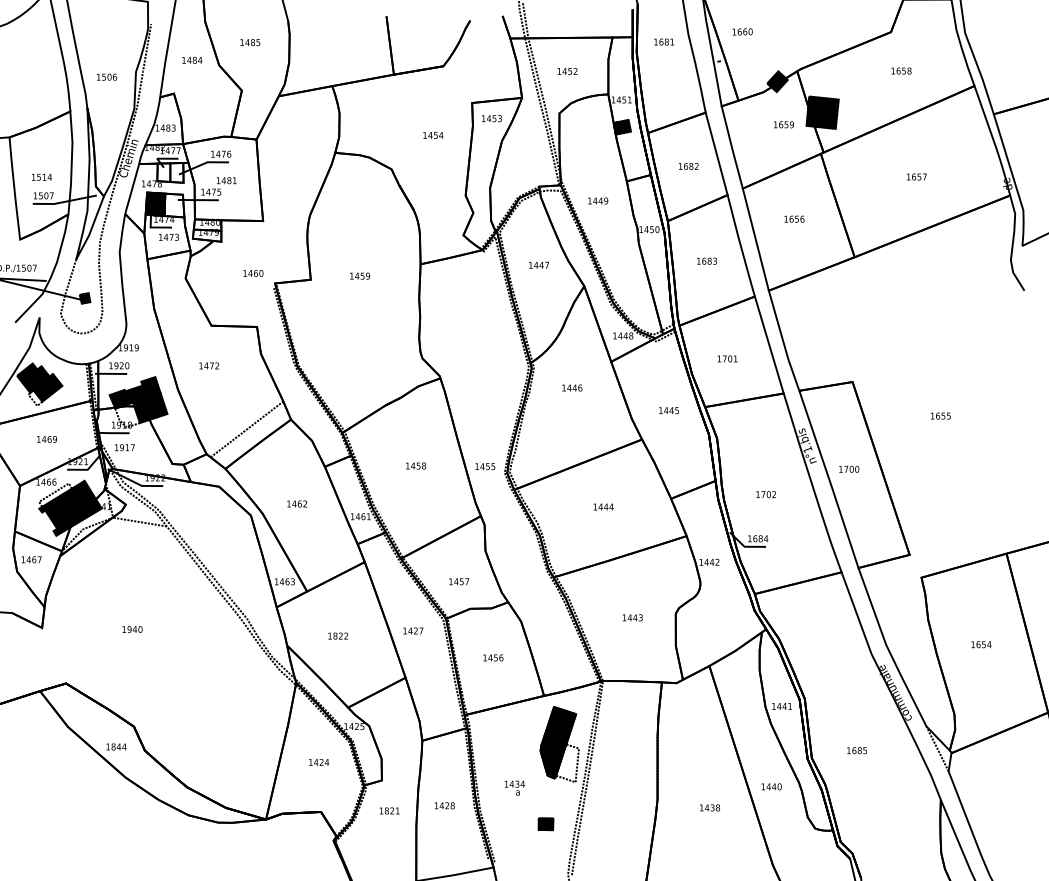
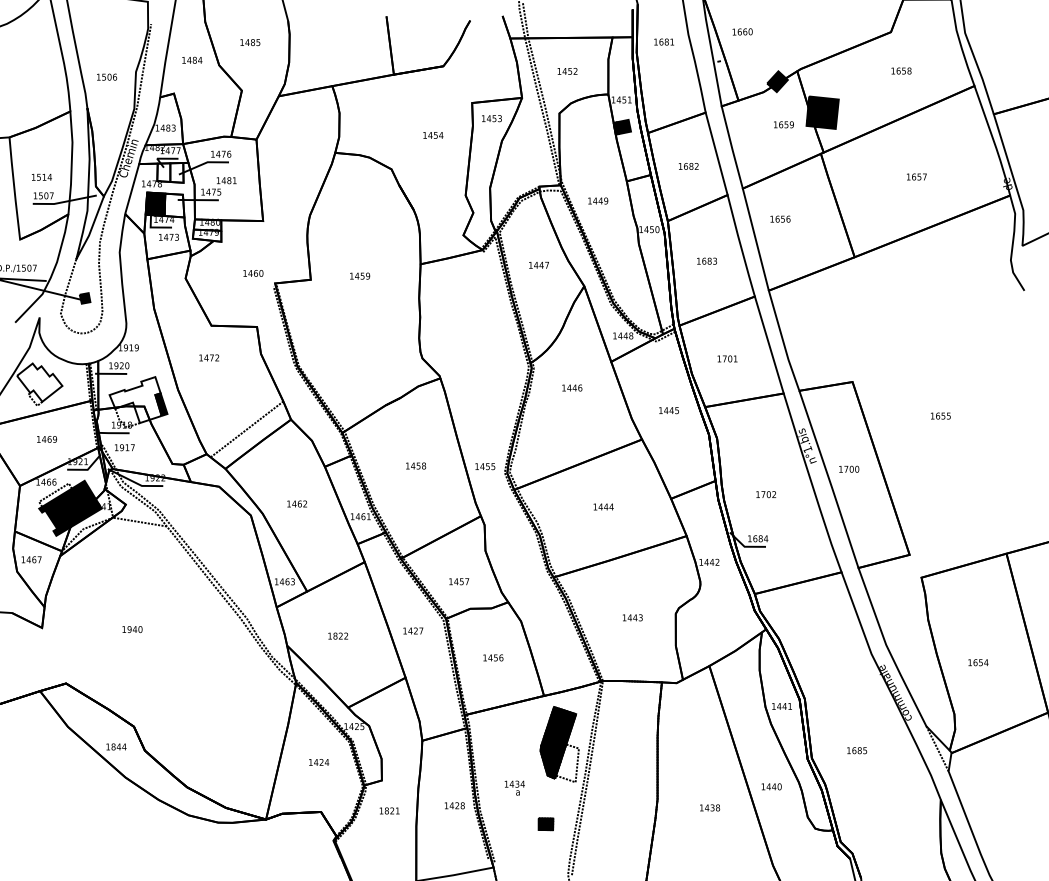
text position: (794, 218) -> (780, 218) (780, 218)
text position: (209, 365) -> (209, 357) (209, 357)
fill: present -> none (39, 382)
fill: present -> none (135, 400)
text position: (981, 644) -> (978, 662) (978, 662)
text position: (444, 805) -> (454, 805) (454, 805)
